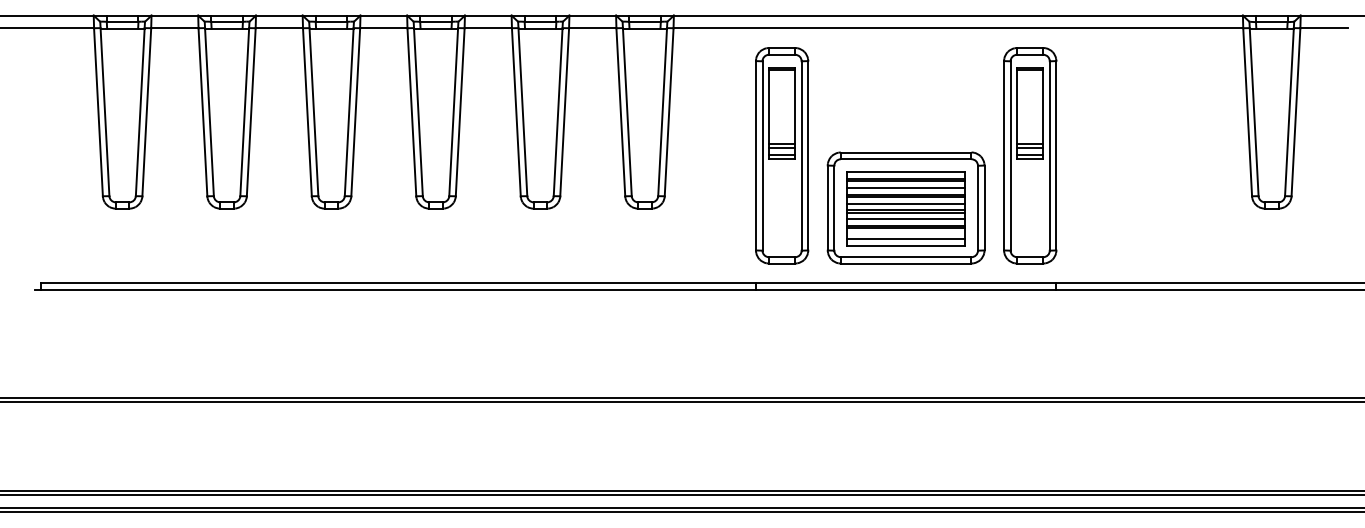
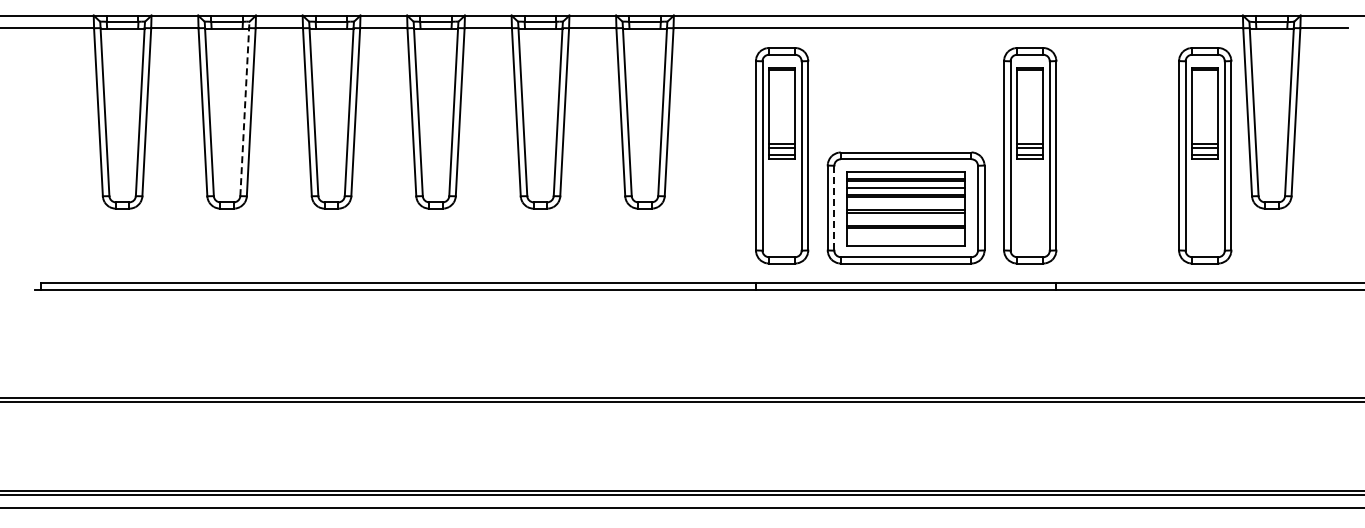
line: solid -> dashed (244, 108)
part: none -> present (1205, 155)
line: present -> none (905, 203)
line: solid -> dashed (834, 208)
line: present -> none (905, 219)
line: present -> none (905, 239)
line: present -> none (681, 512)
